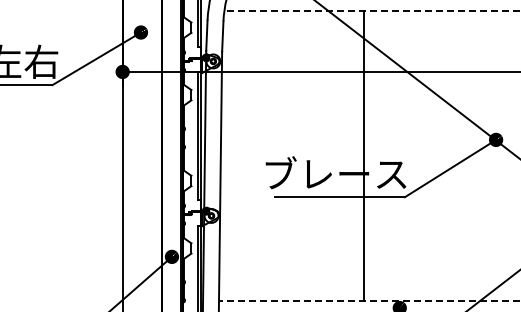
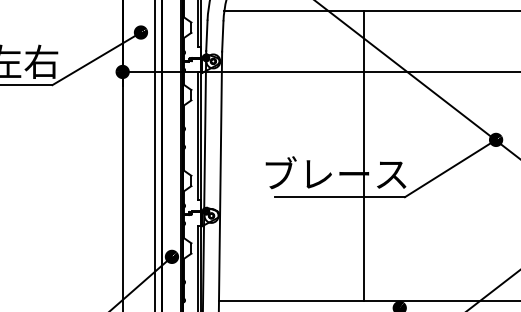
line: dashed -> solid (372, 11)
line: none -> present (154, 155)
line: dashed -> solid (369, 301)
